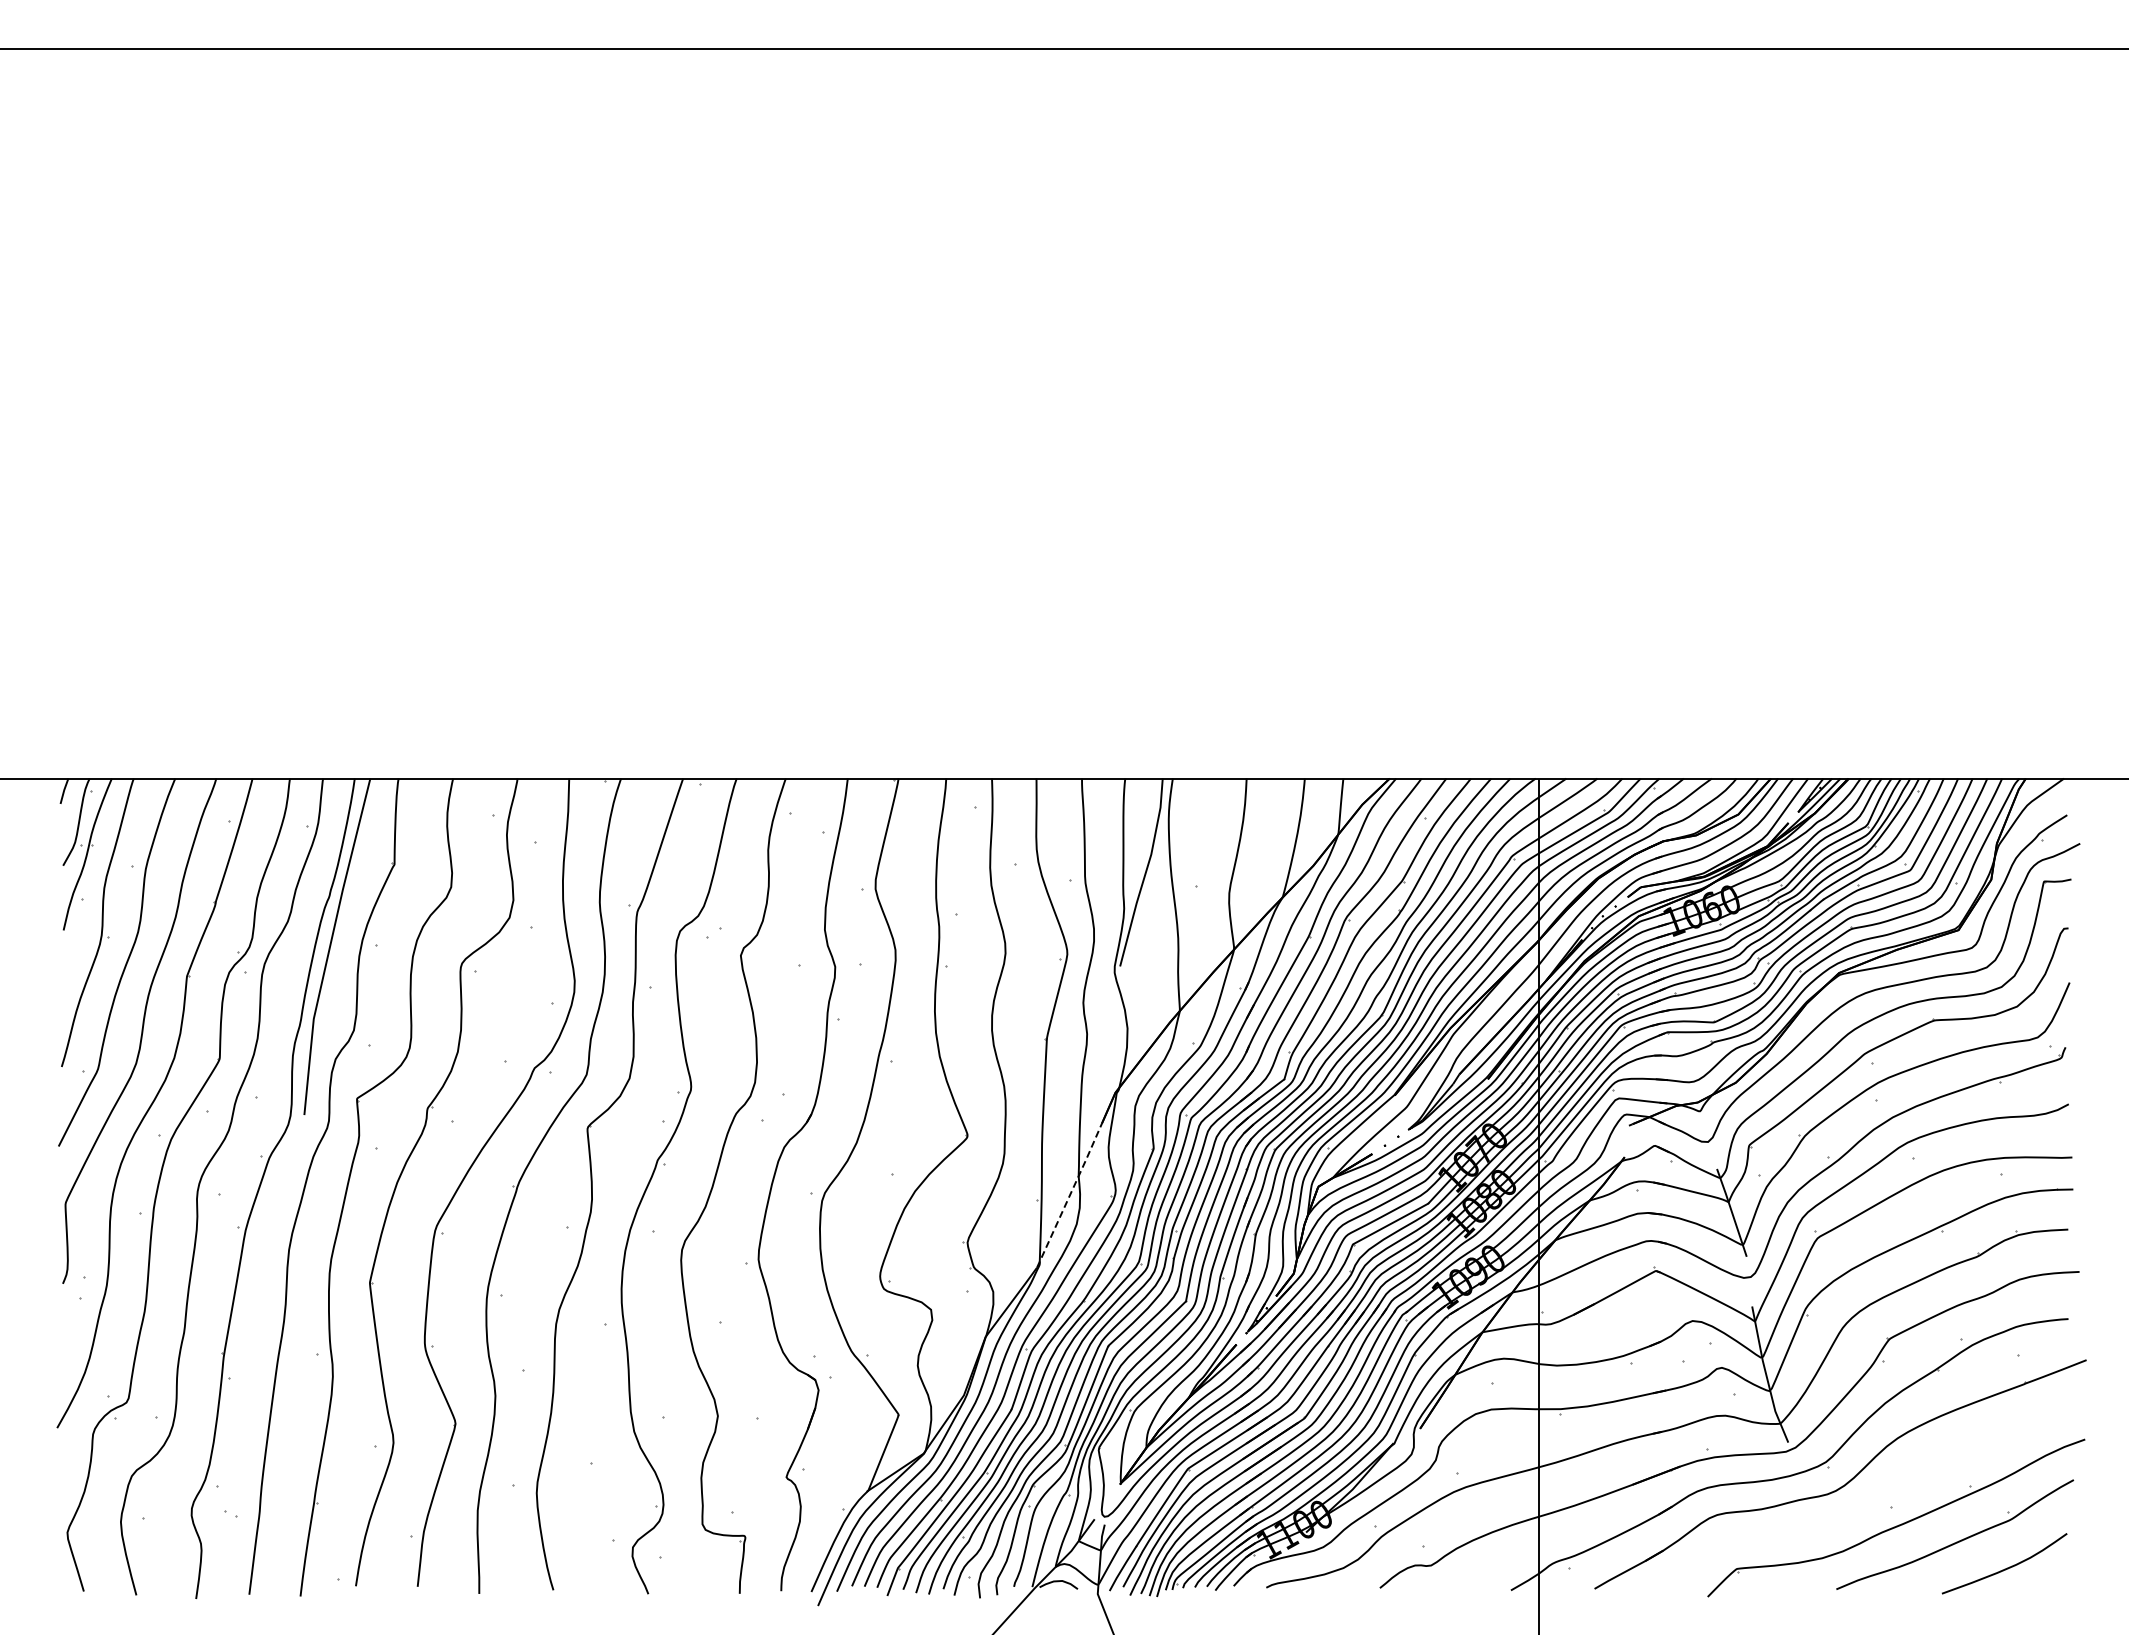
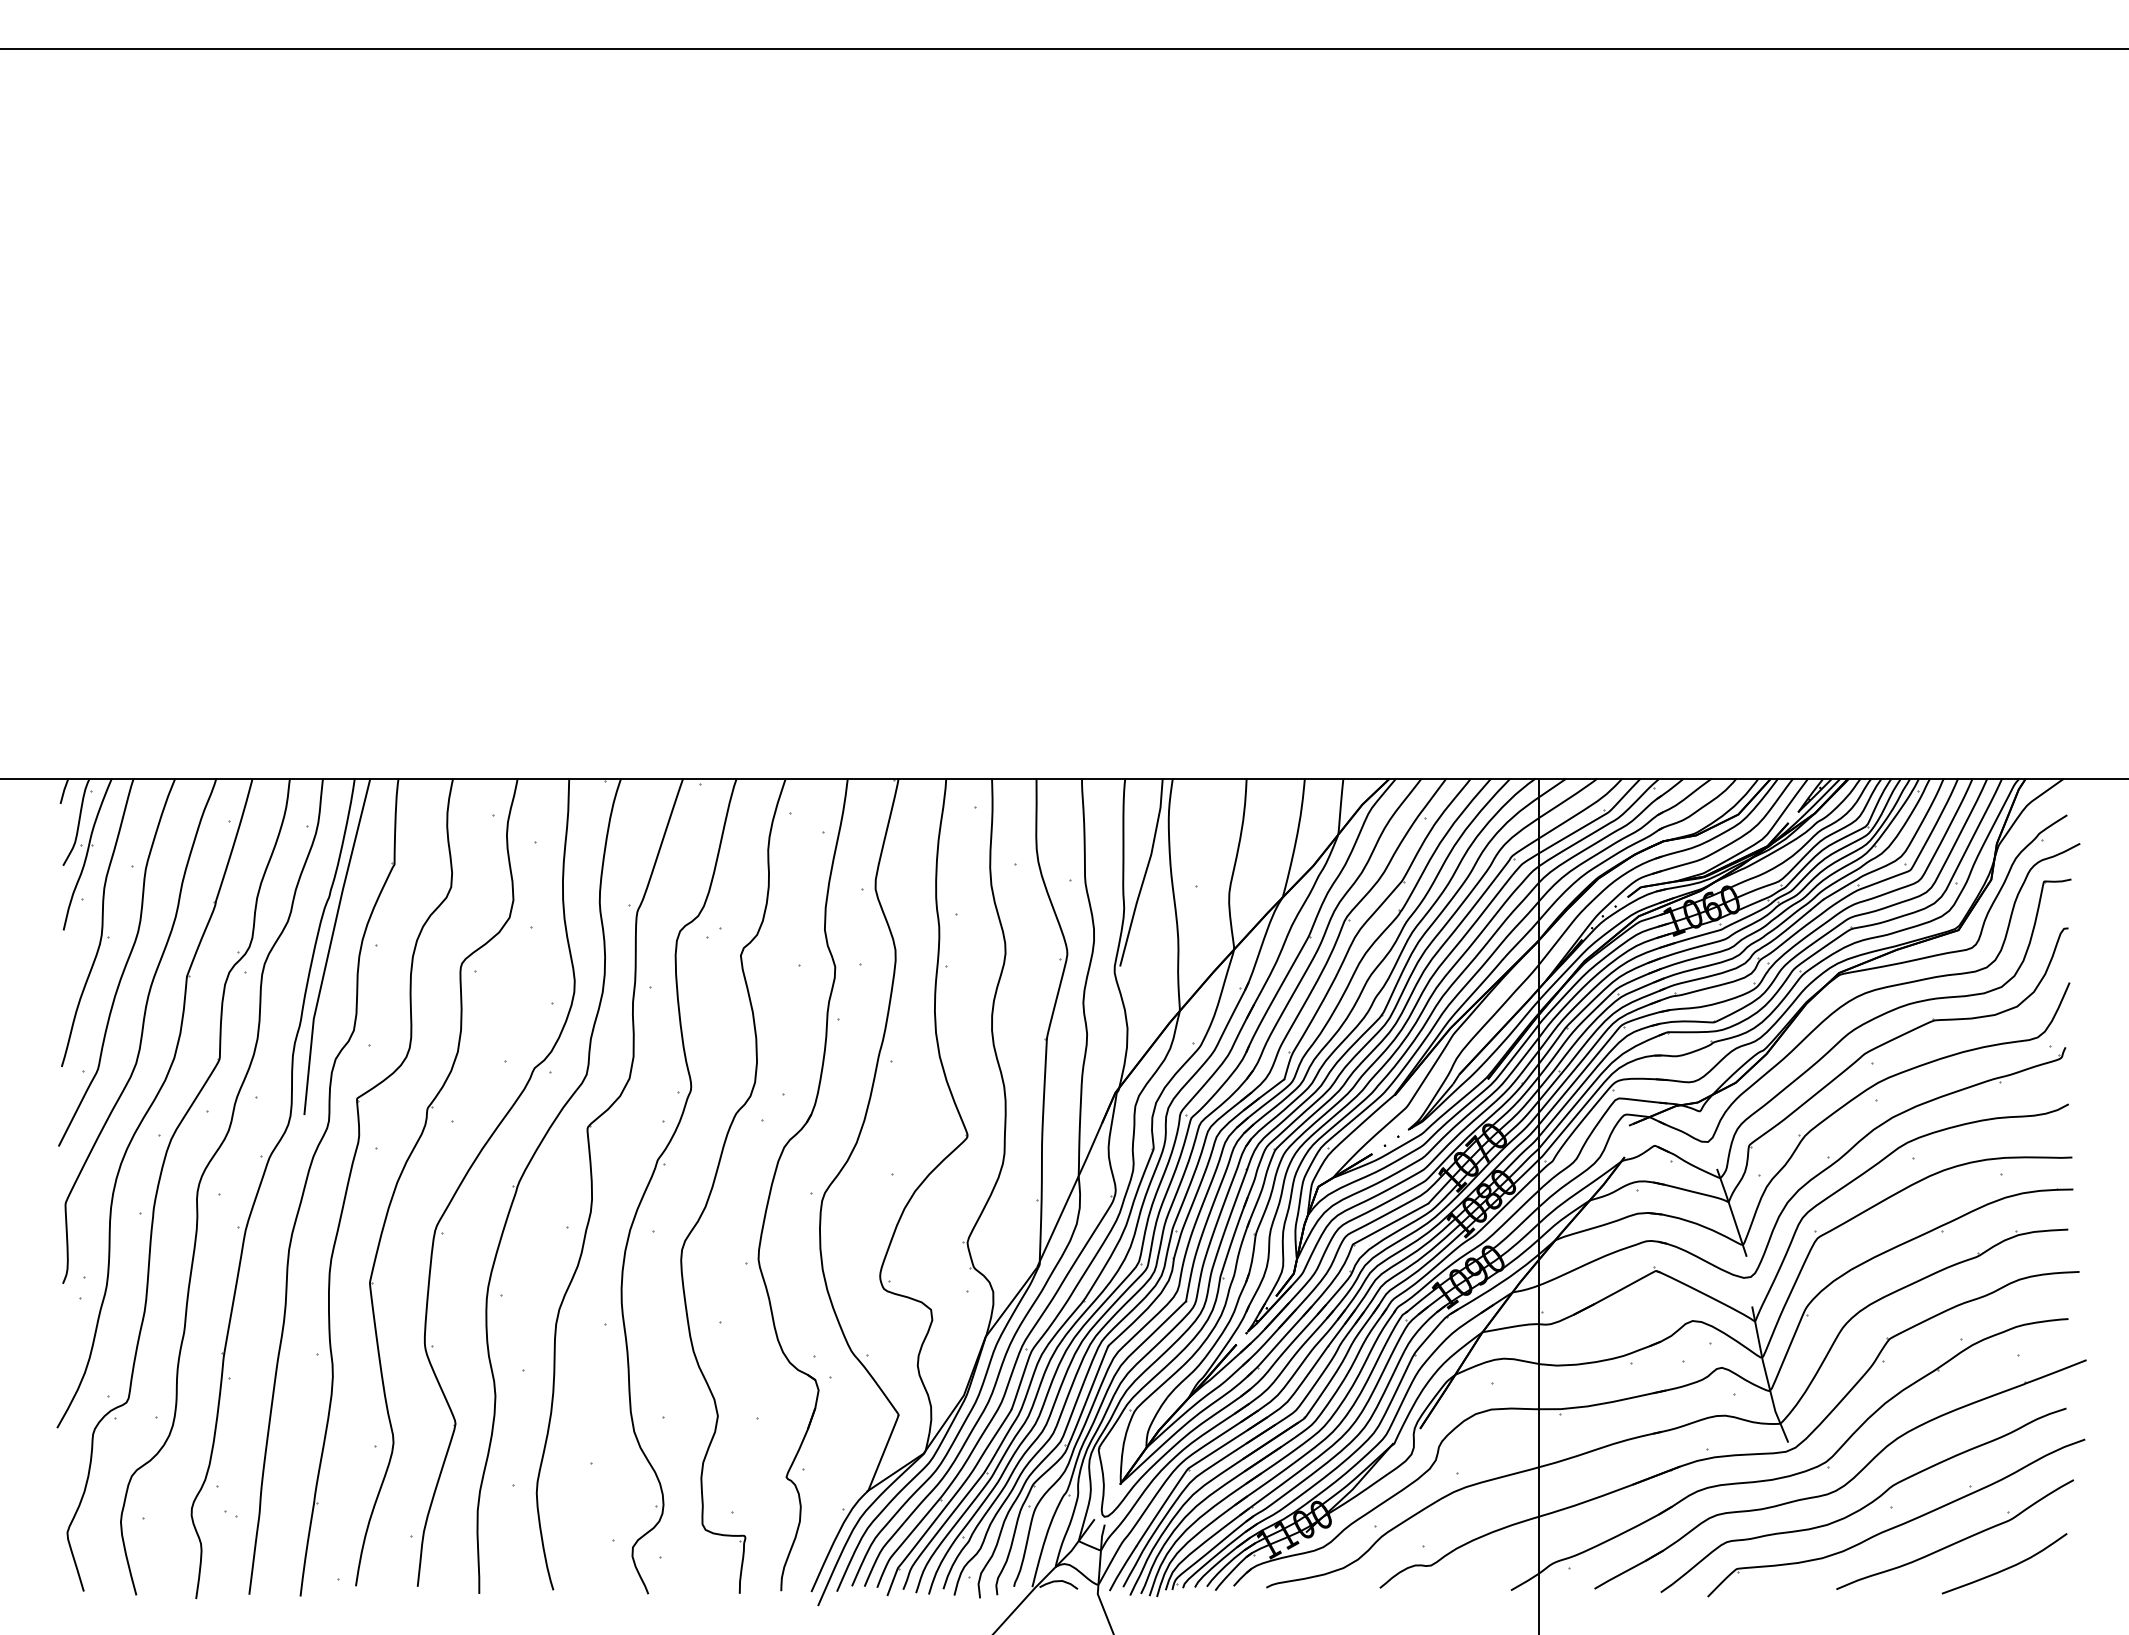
line: dashed -> solid (1070, 1194)
curve: none -> present (1866, 1504)
